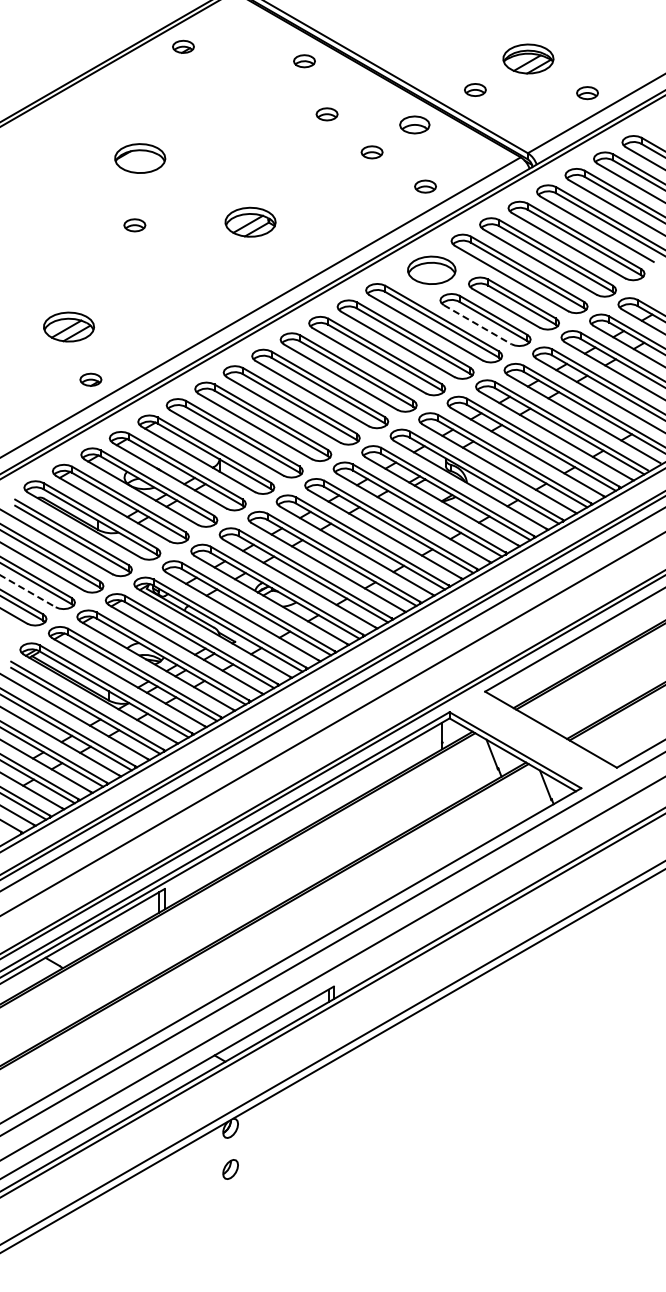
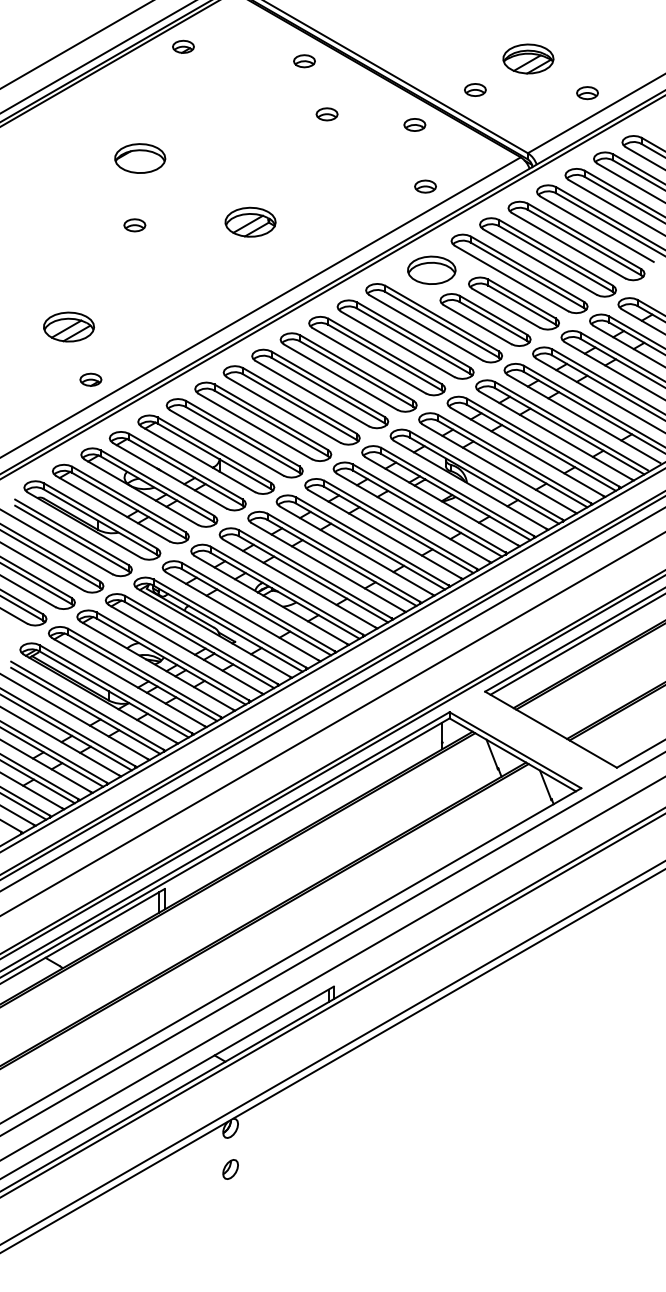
line: none -> present (76, 44)
line: none -> present (97, 57)
part size: 32x20 px -> 24x14 px (414, 124)
part: present -> none (371, 152)
line: dashed -> solid (477, 324)
line: dashed -> solid (28, 591)
line: none -> present (576, 644)
